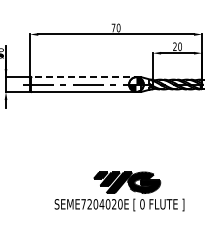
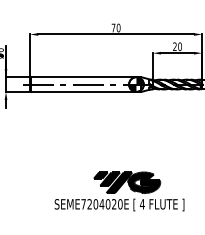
line: dashed -> solid (86, 77)
text: 0 -> 4 (141, 204)
